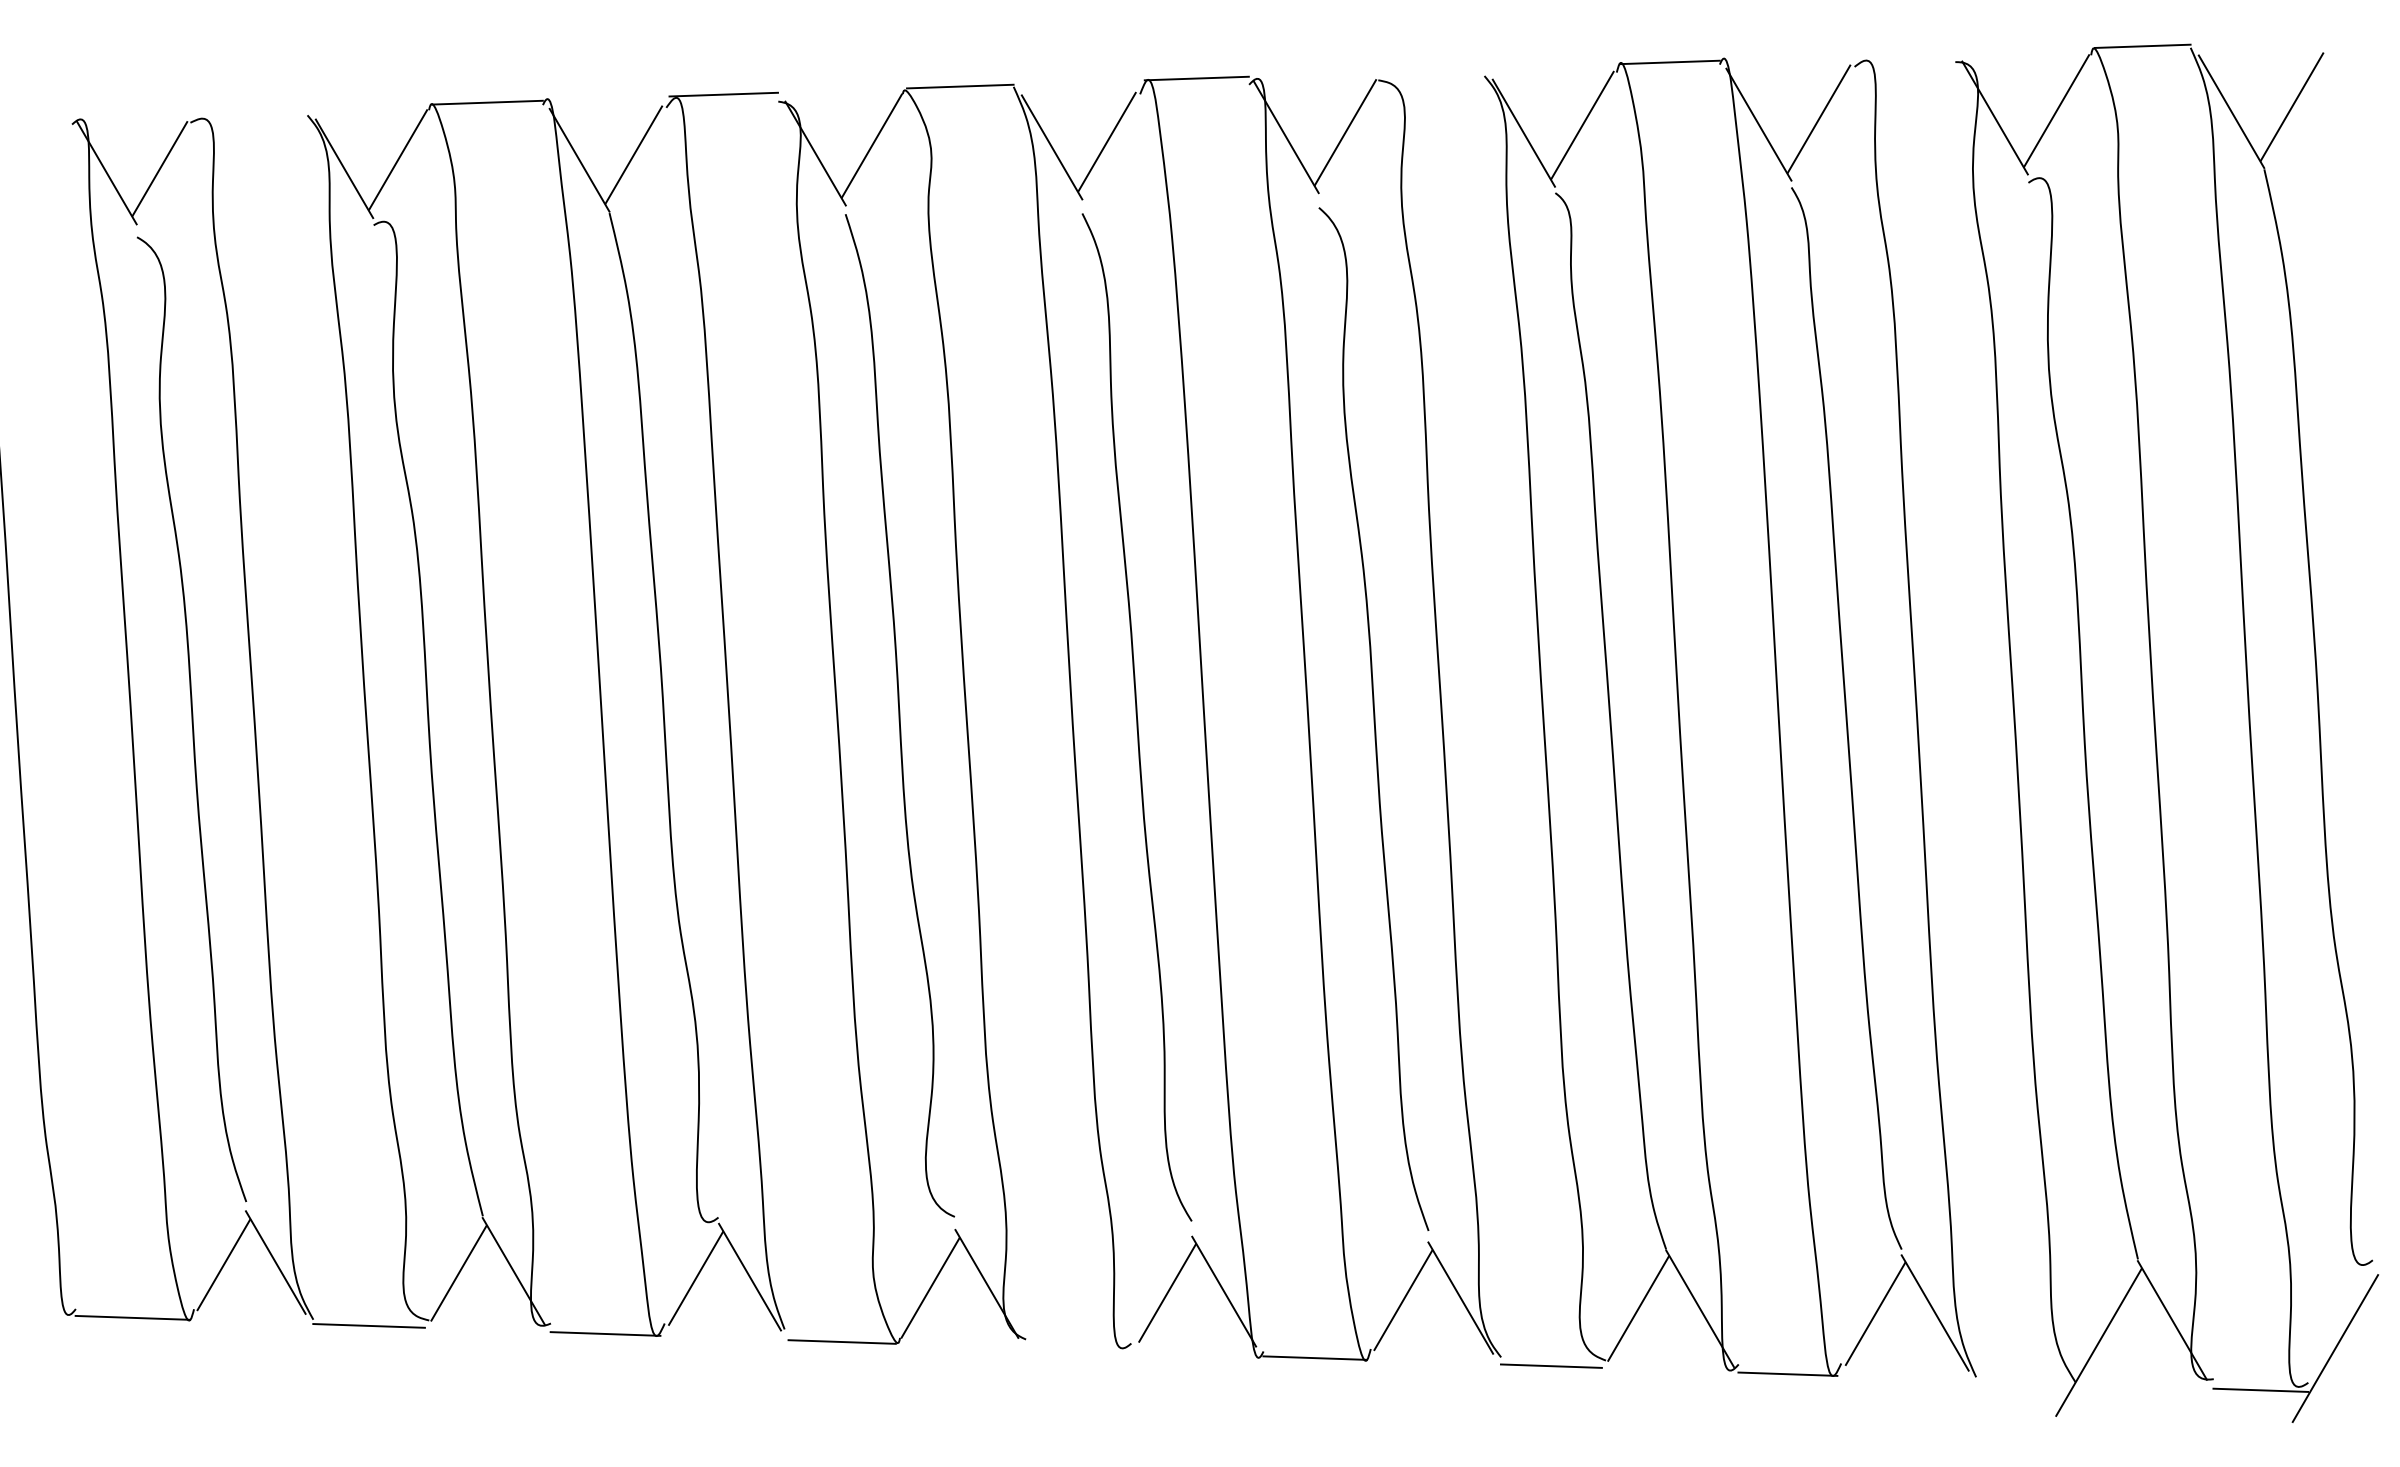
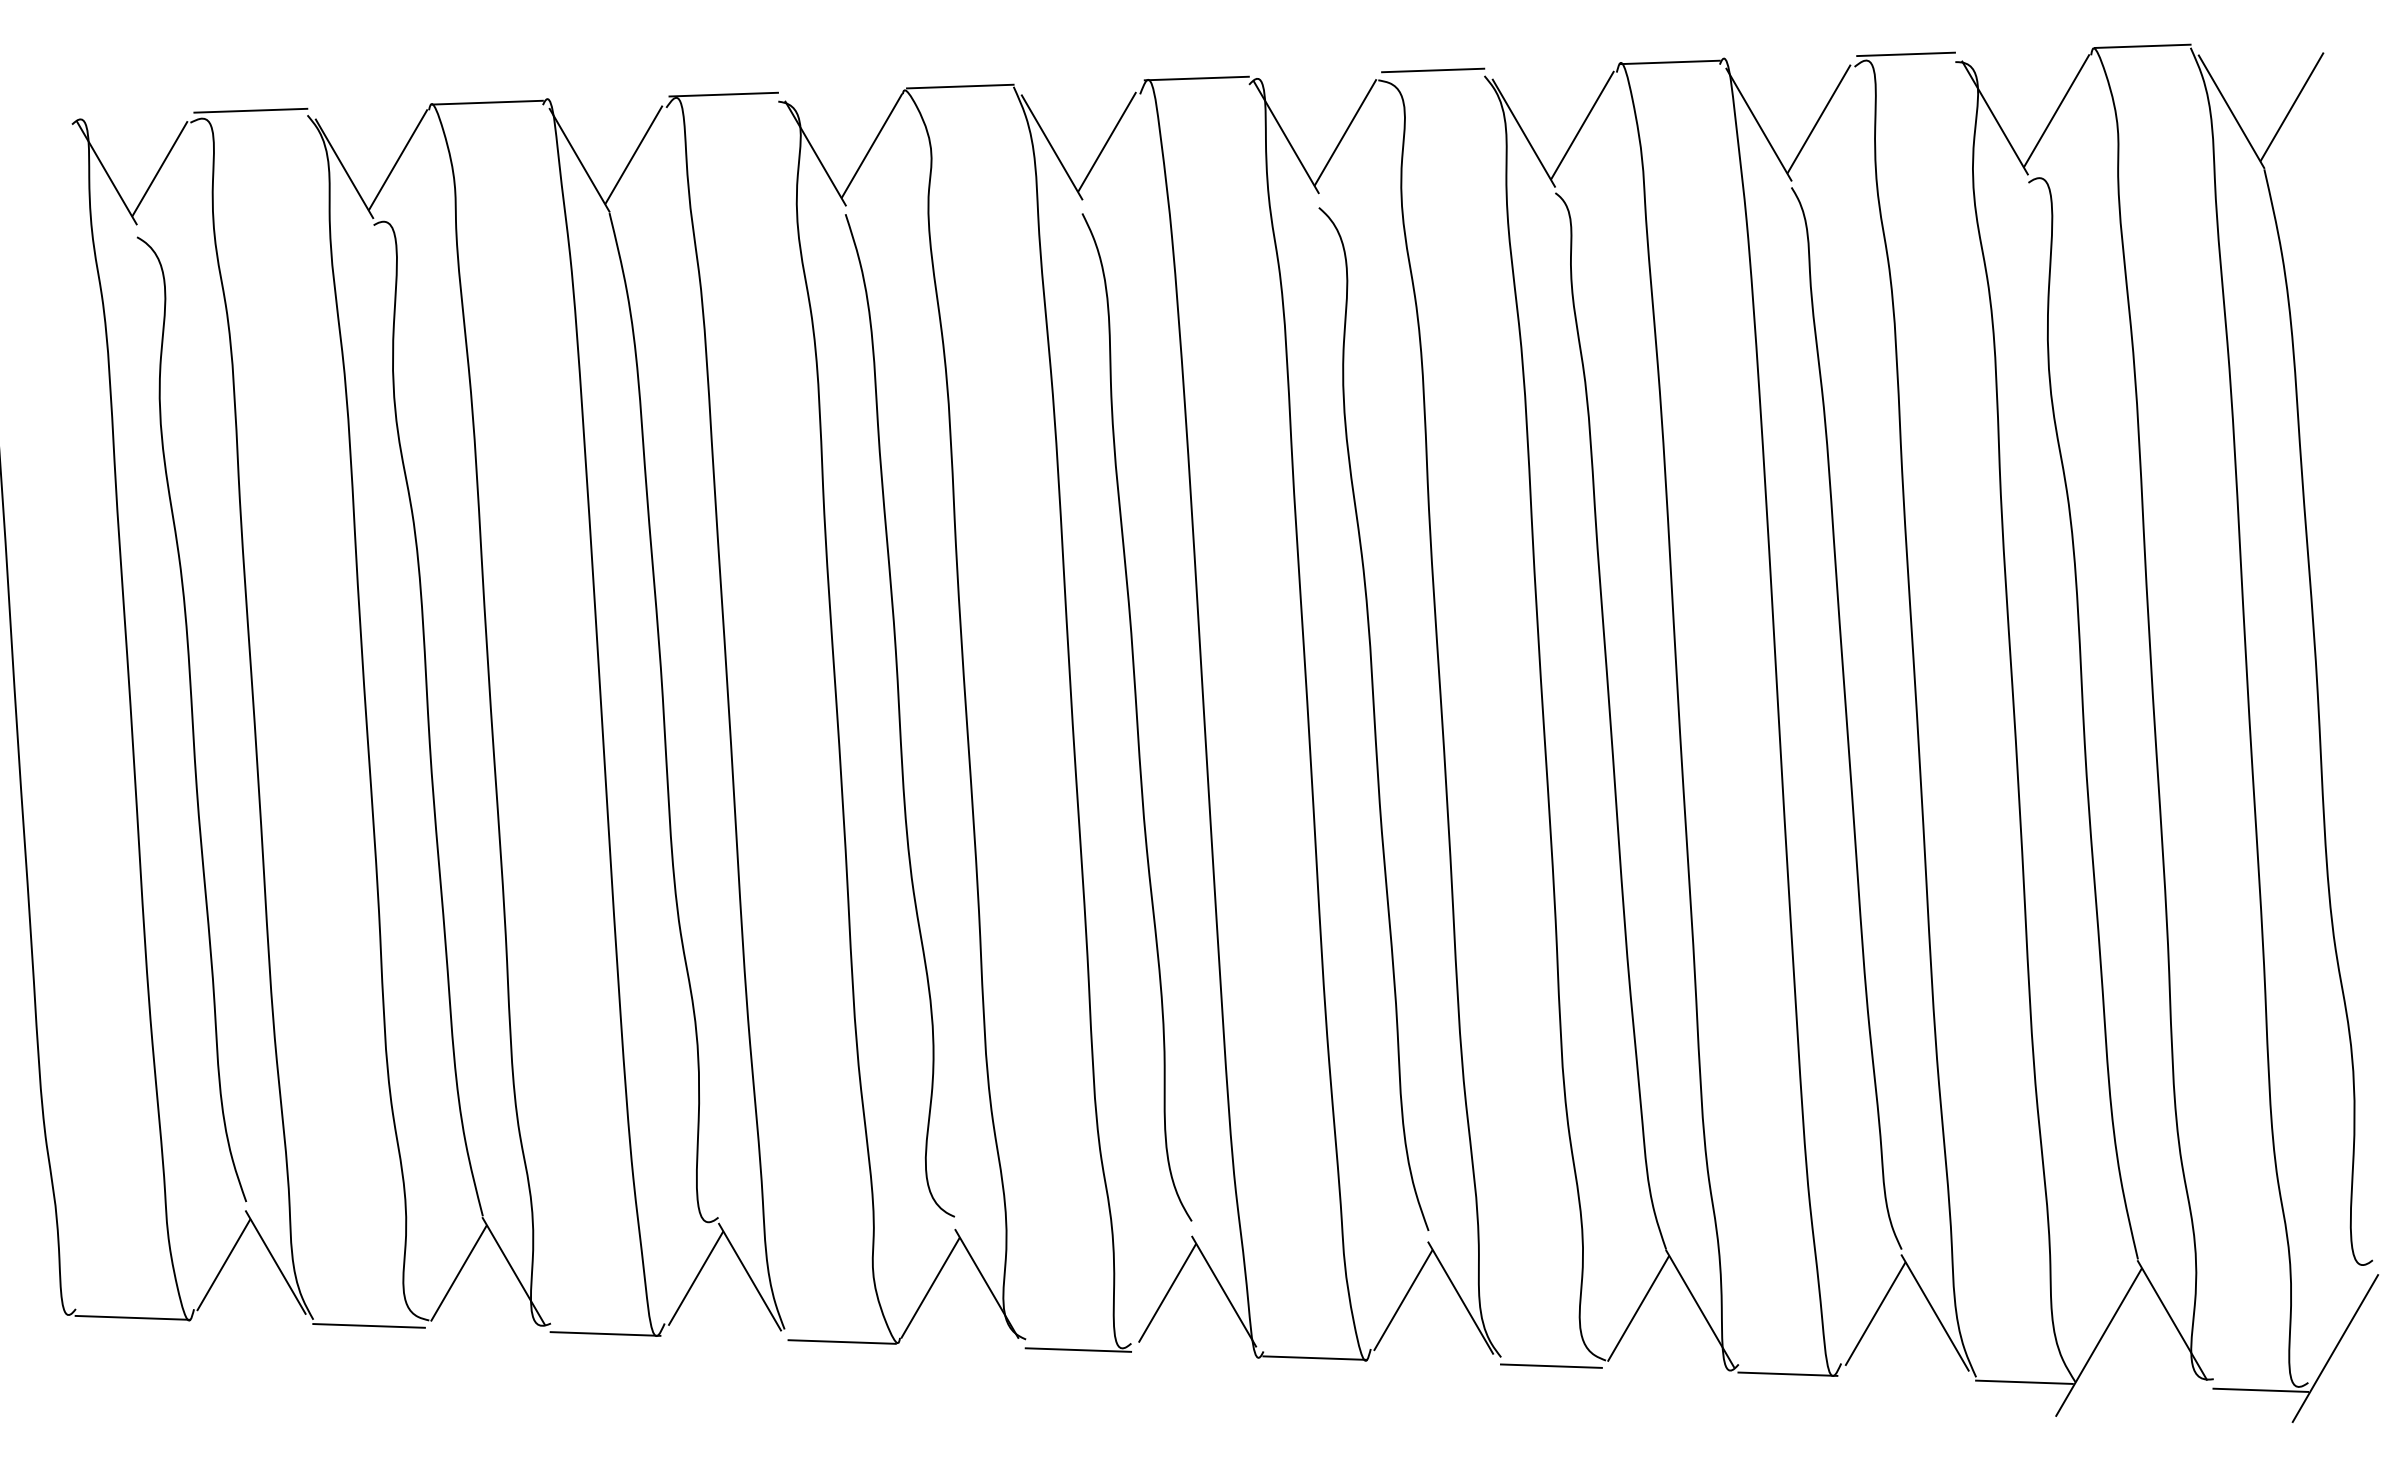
line: none -> present (1905, 54)
line: none -> present (1433, 70)
line: none -> present (250, 110)
line: none -> present (1078, 1349)
line: none -> present (2024, 1381)
